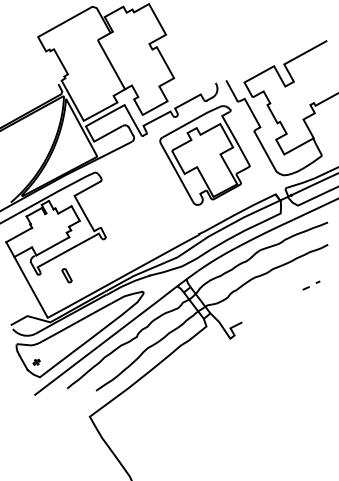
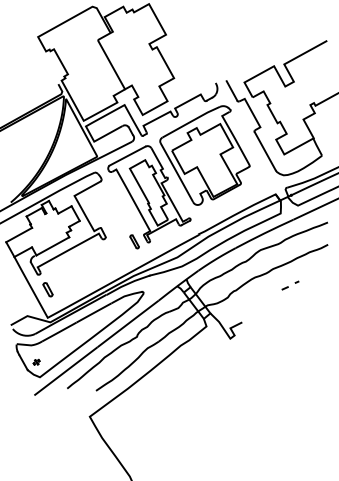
part: none -> present (149, 197)
part position: (66, 275) -> (47, 289) (47, 289)
part position: (311, 285) -> (290, 285) (290, 285)
